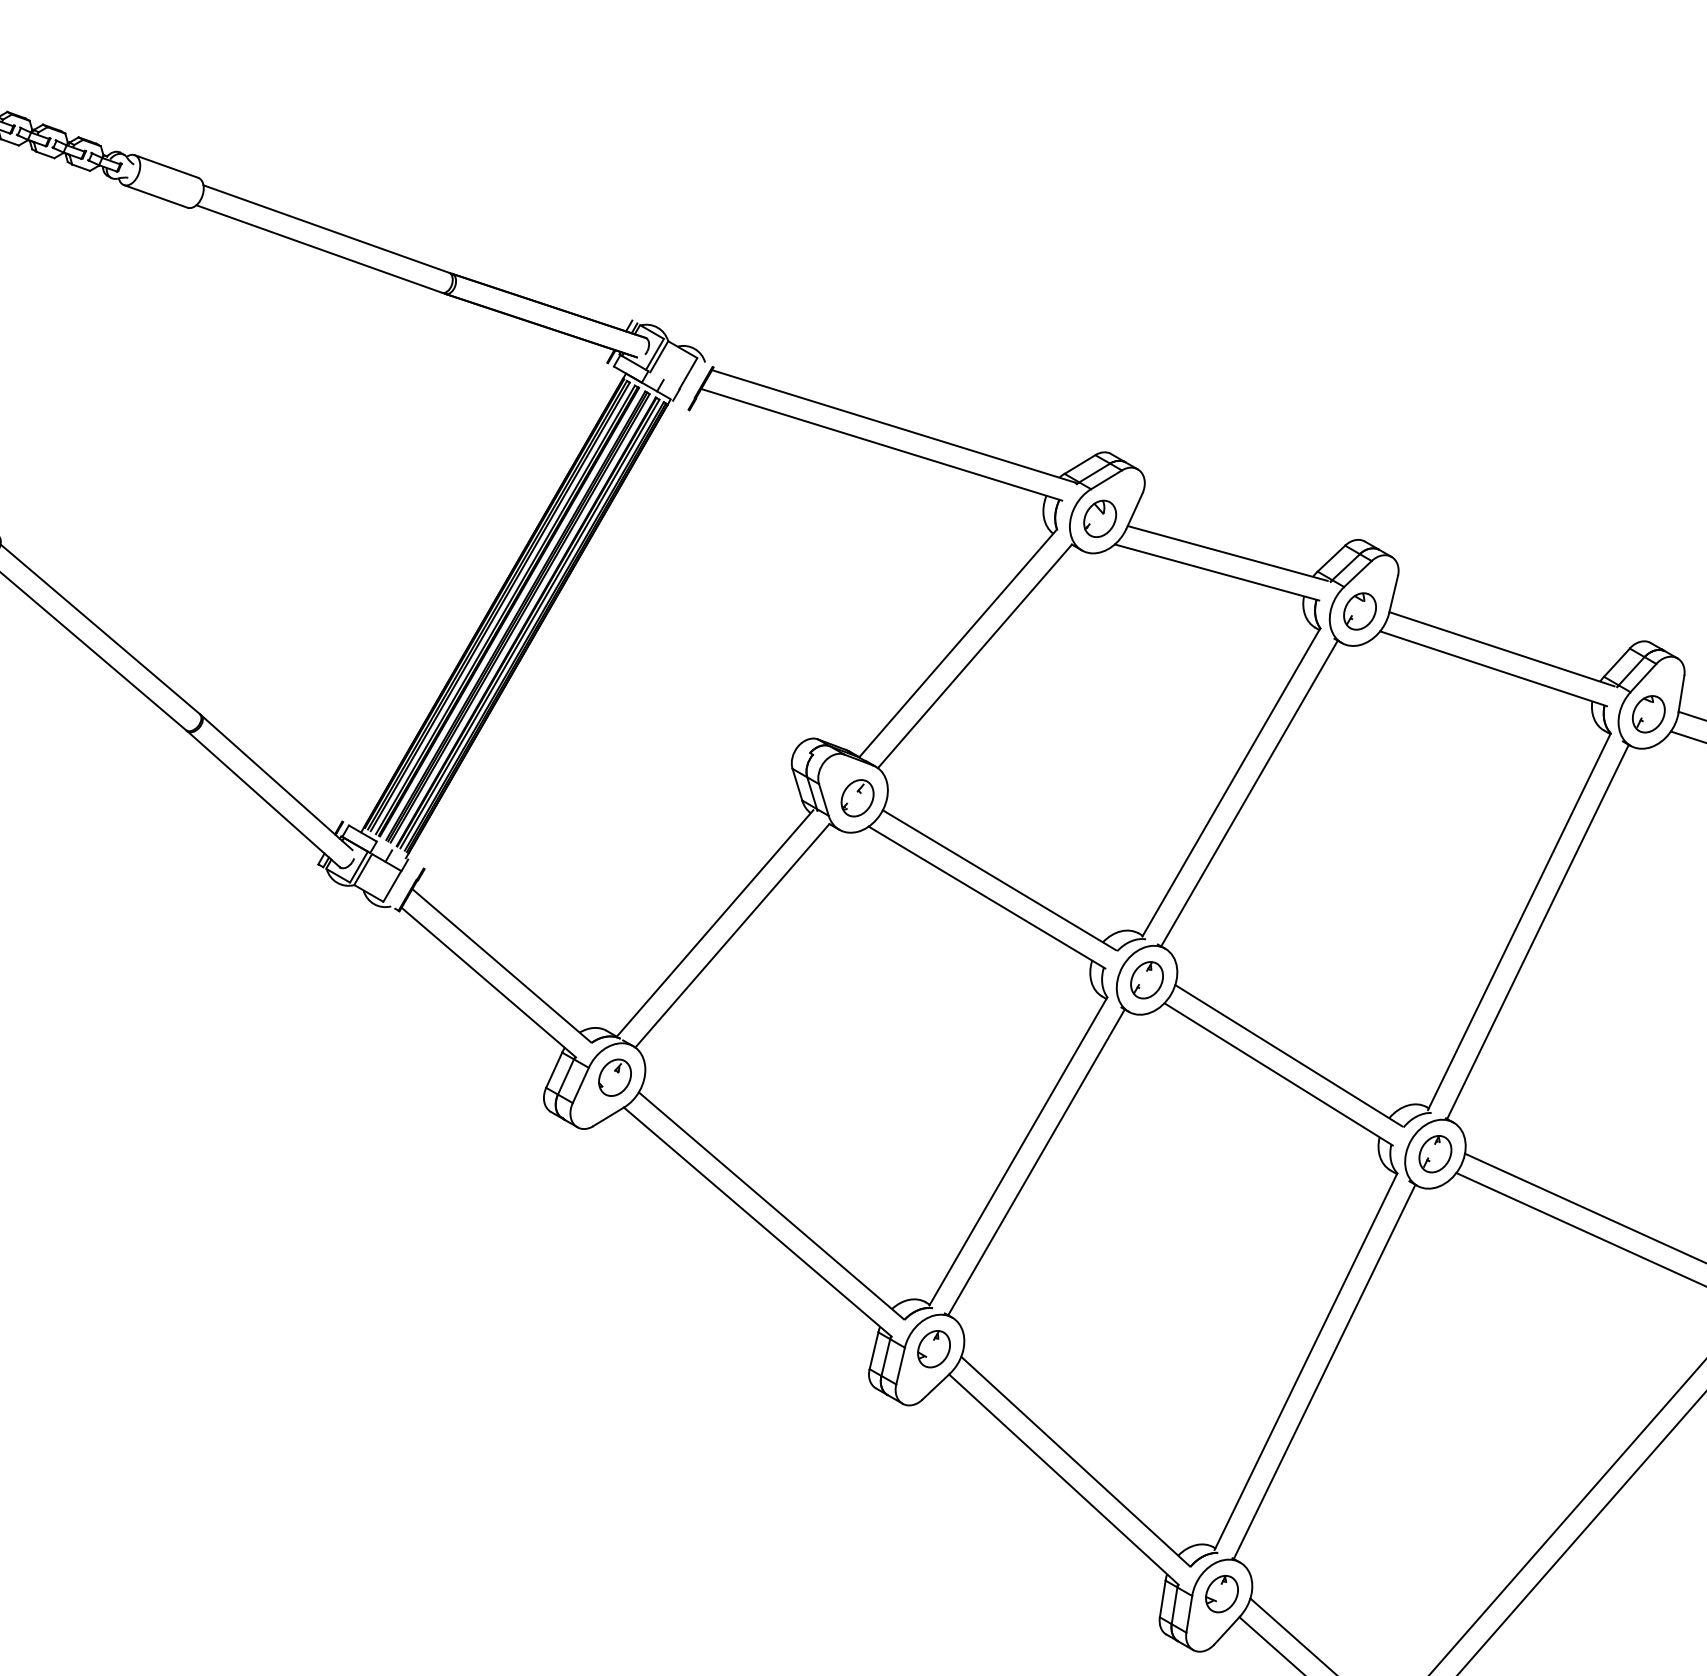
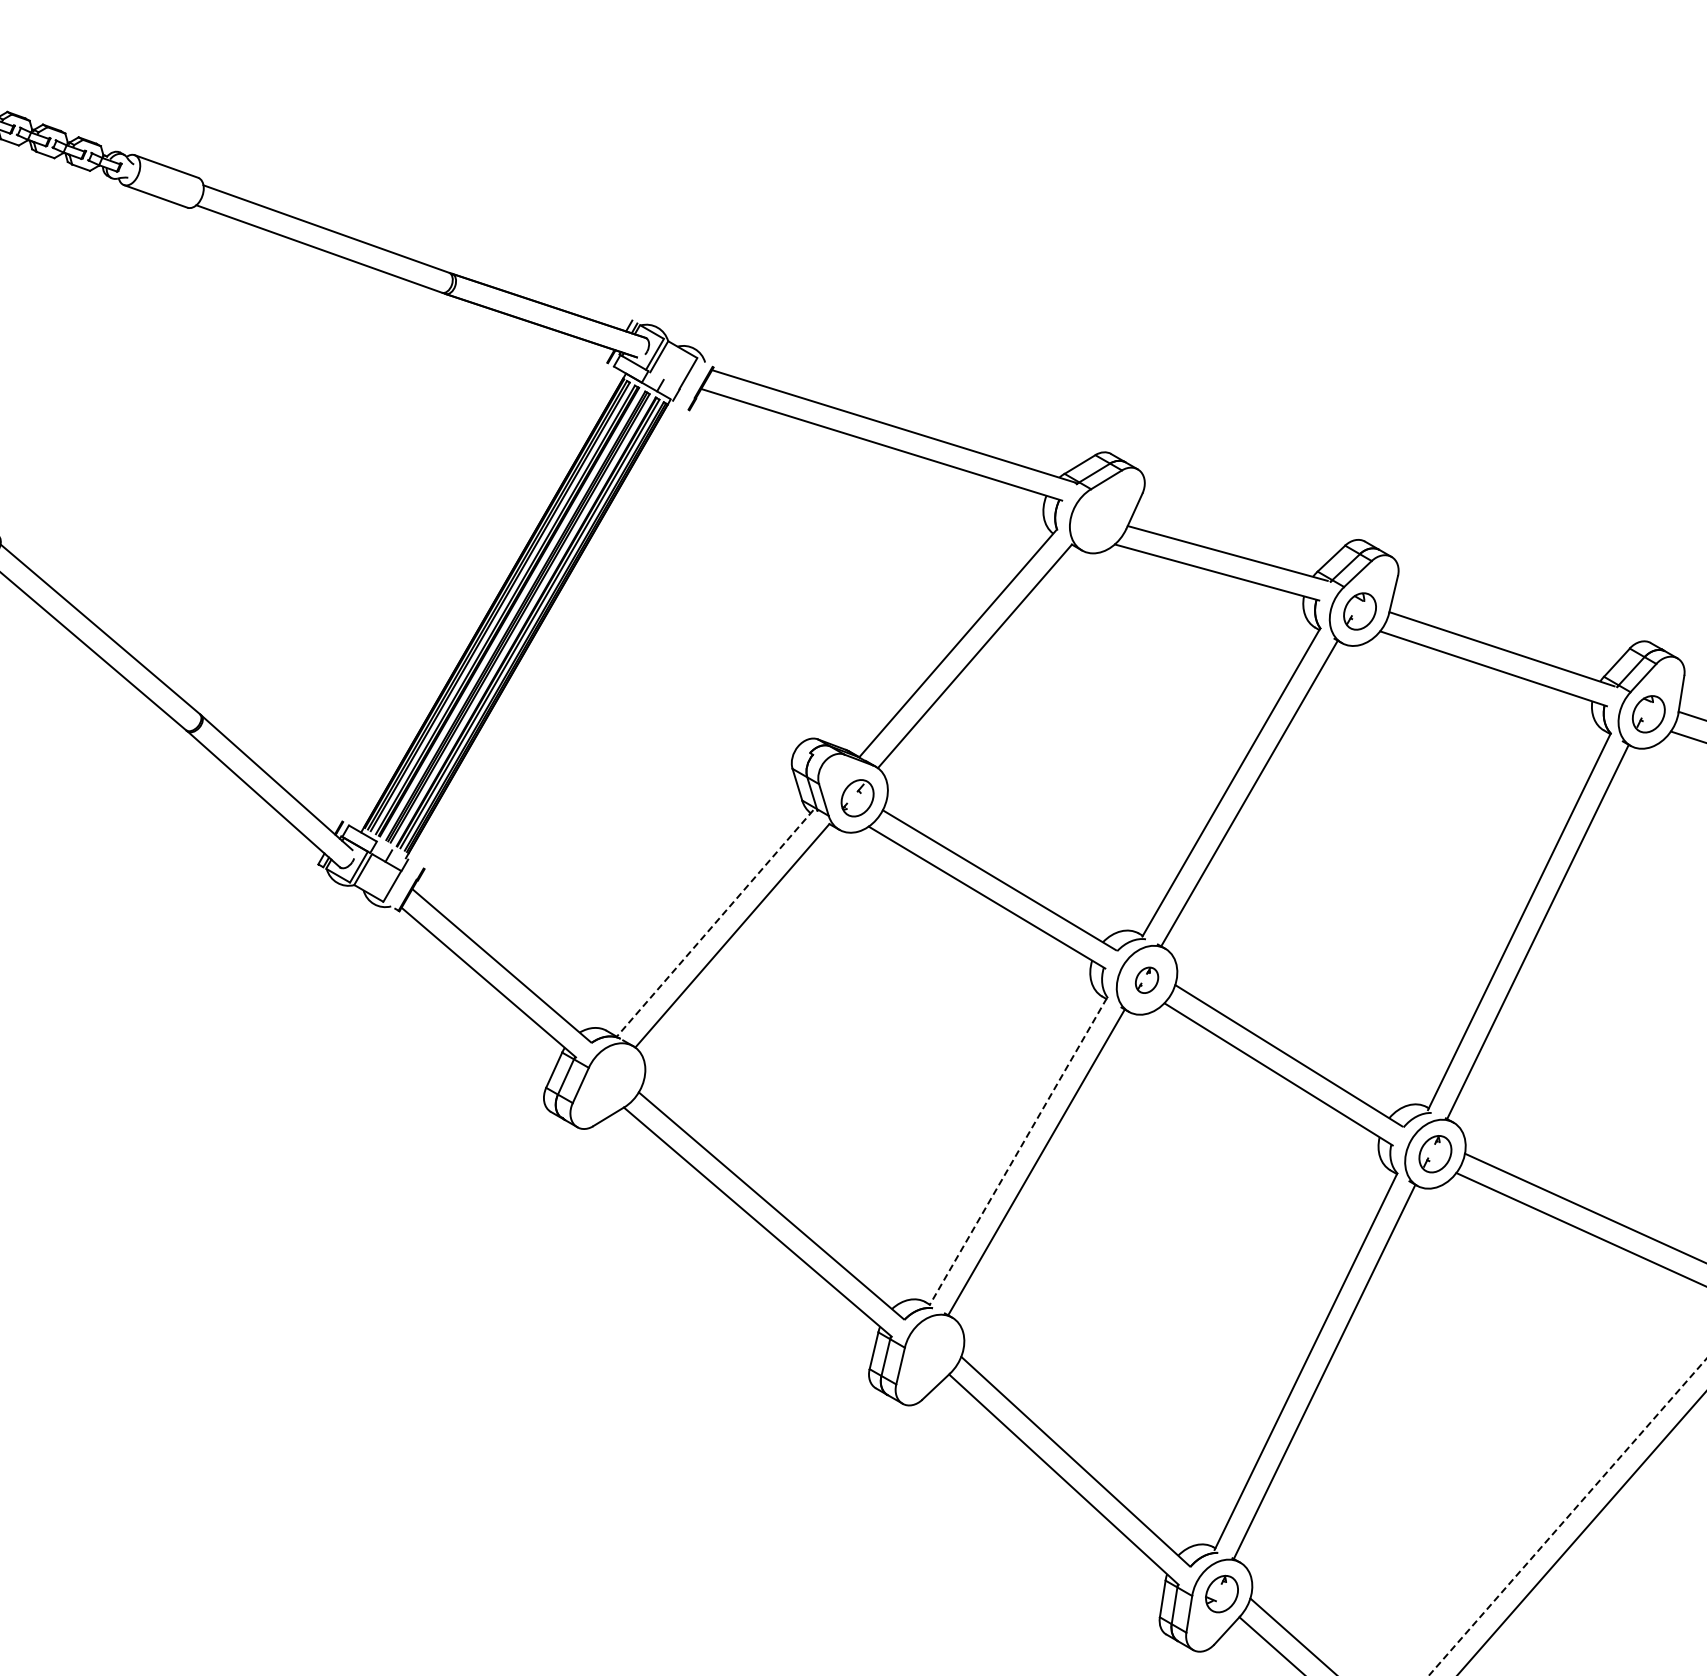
part: present -> none (1100, 518)
line: solid -> dashed (715, 923)
part size: 34x39 px -> 26x28 px (1146, 979)
part: present -> none (614, 1077)
line: solid -> dashed (1017, 1152)
part: present -> none (933, 1349)
line: solid -> dashed (1568, 1516)
